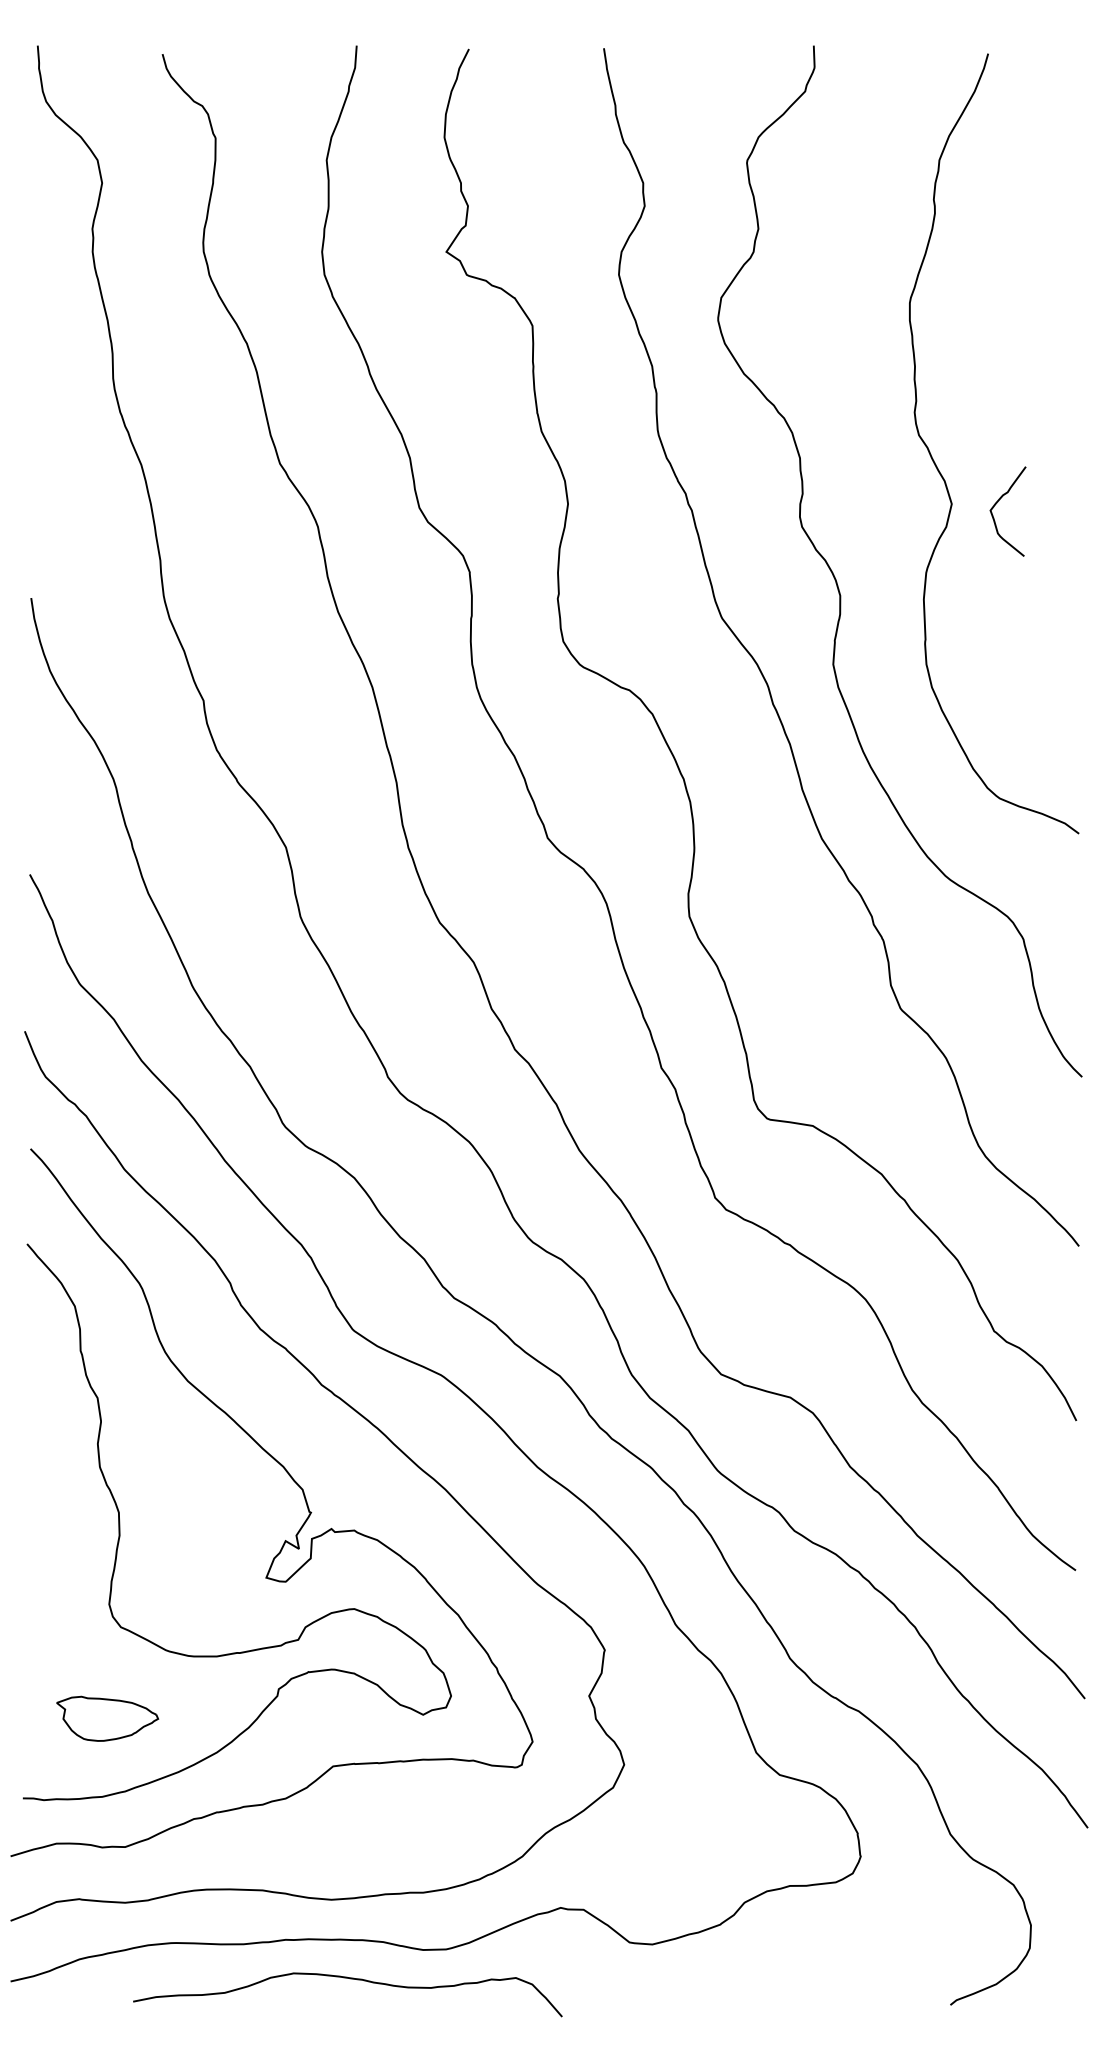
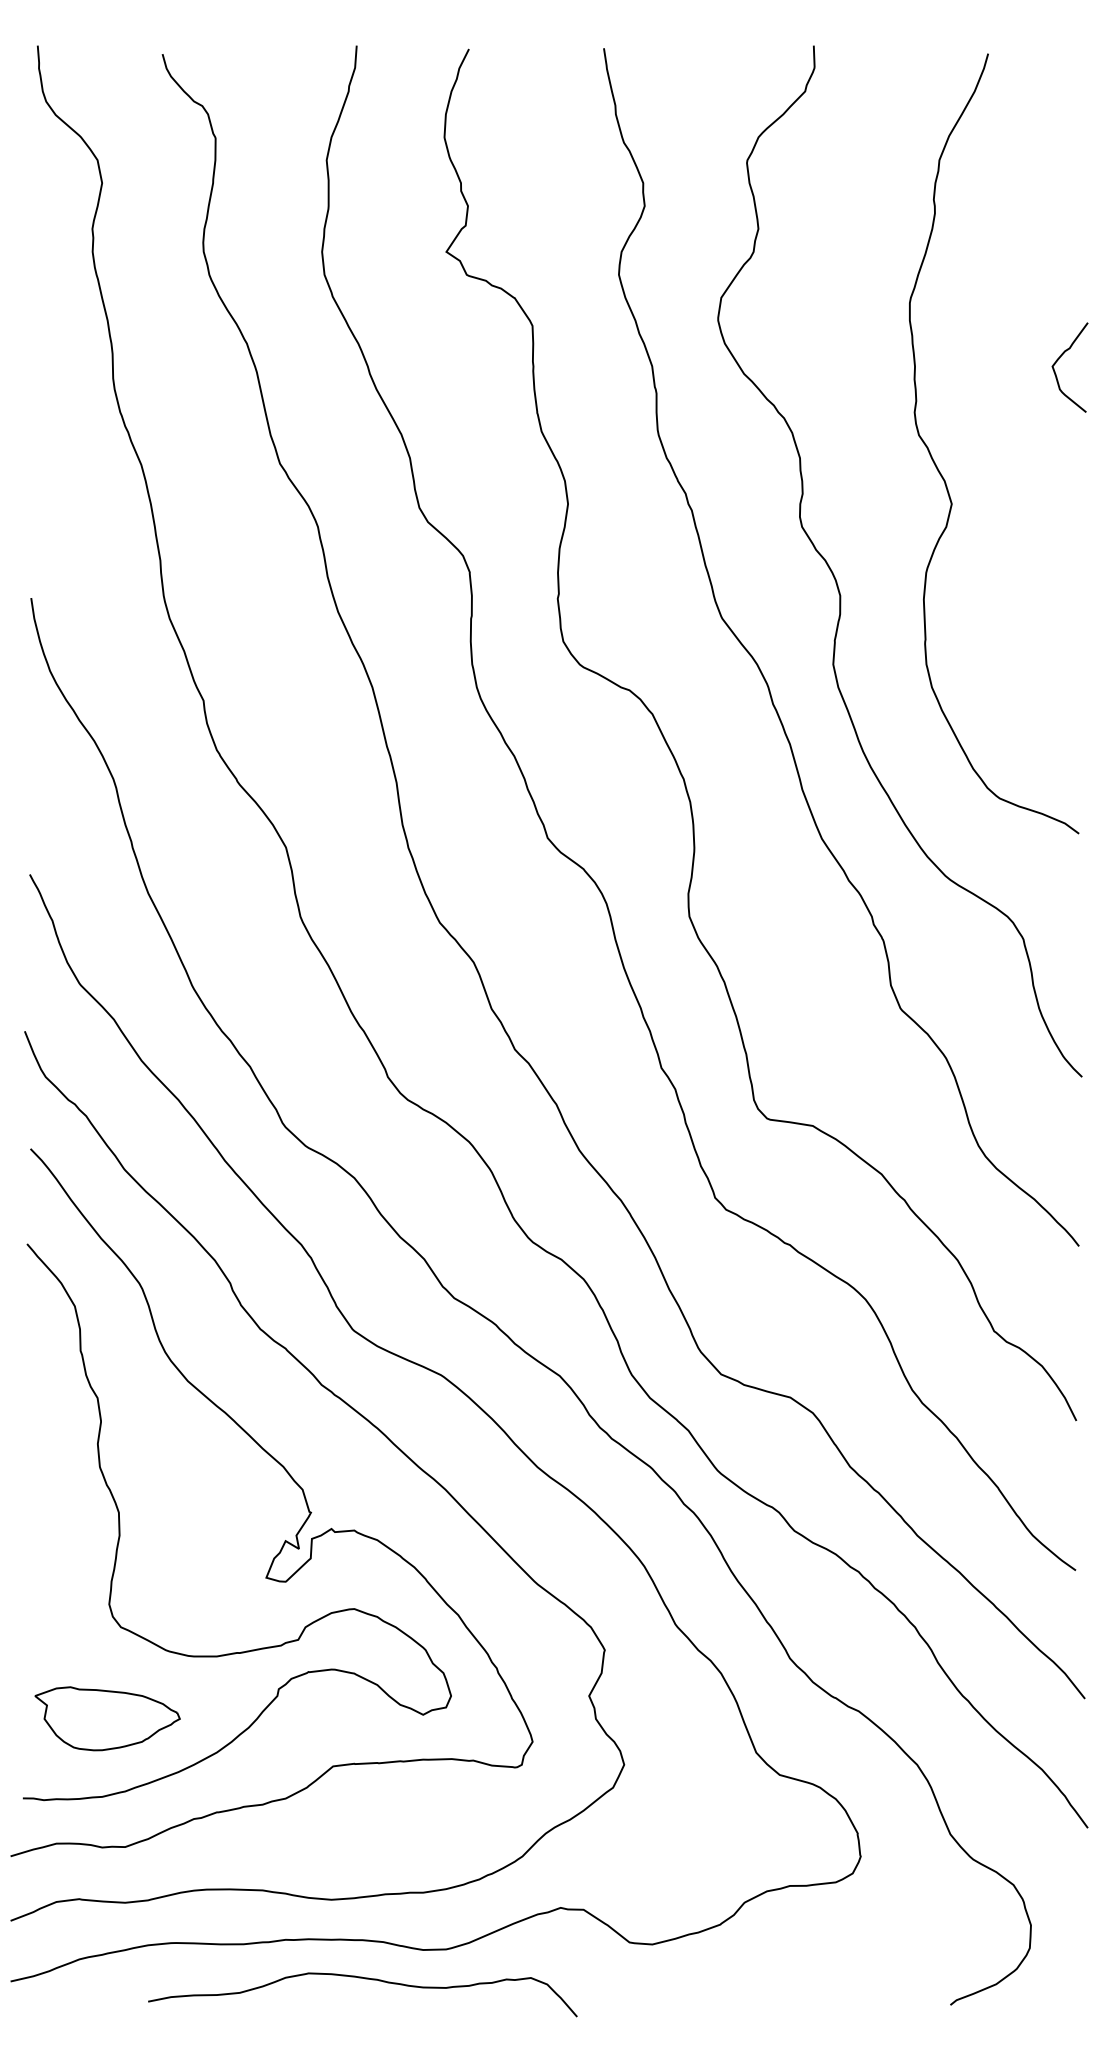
curve position: (998, 502) -> (1060, 358) (1060, 358)
part size: 104x47 px -> 147x66 px (107, 1718)
curve position: (350, 1979) -> (365, 1979) (365, 1979)
